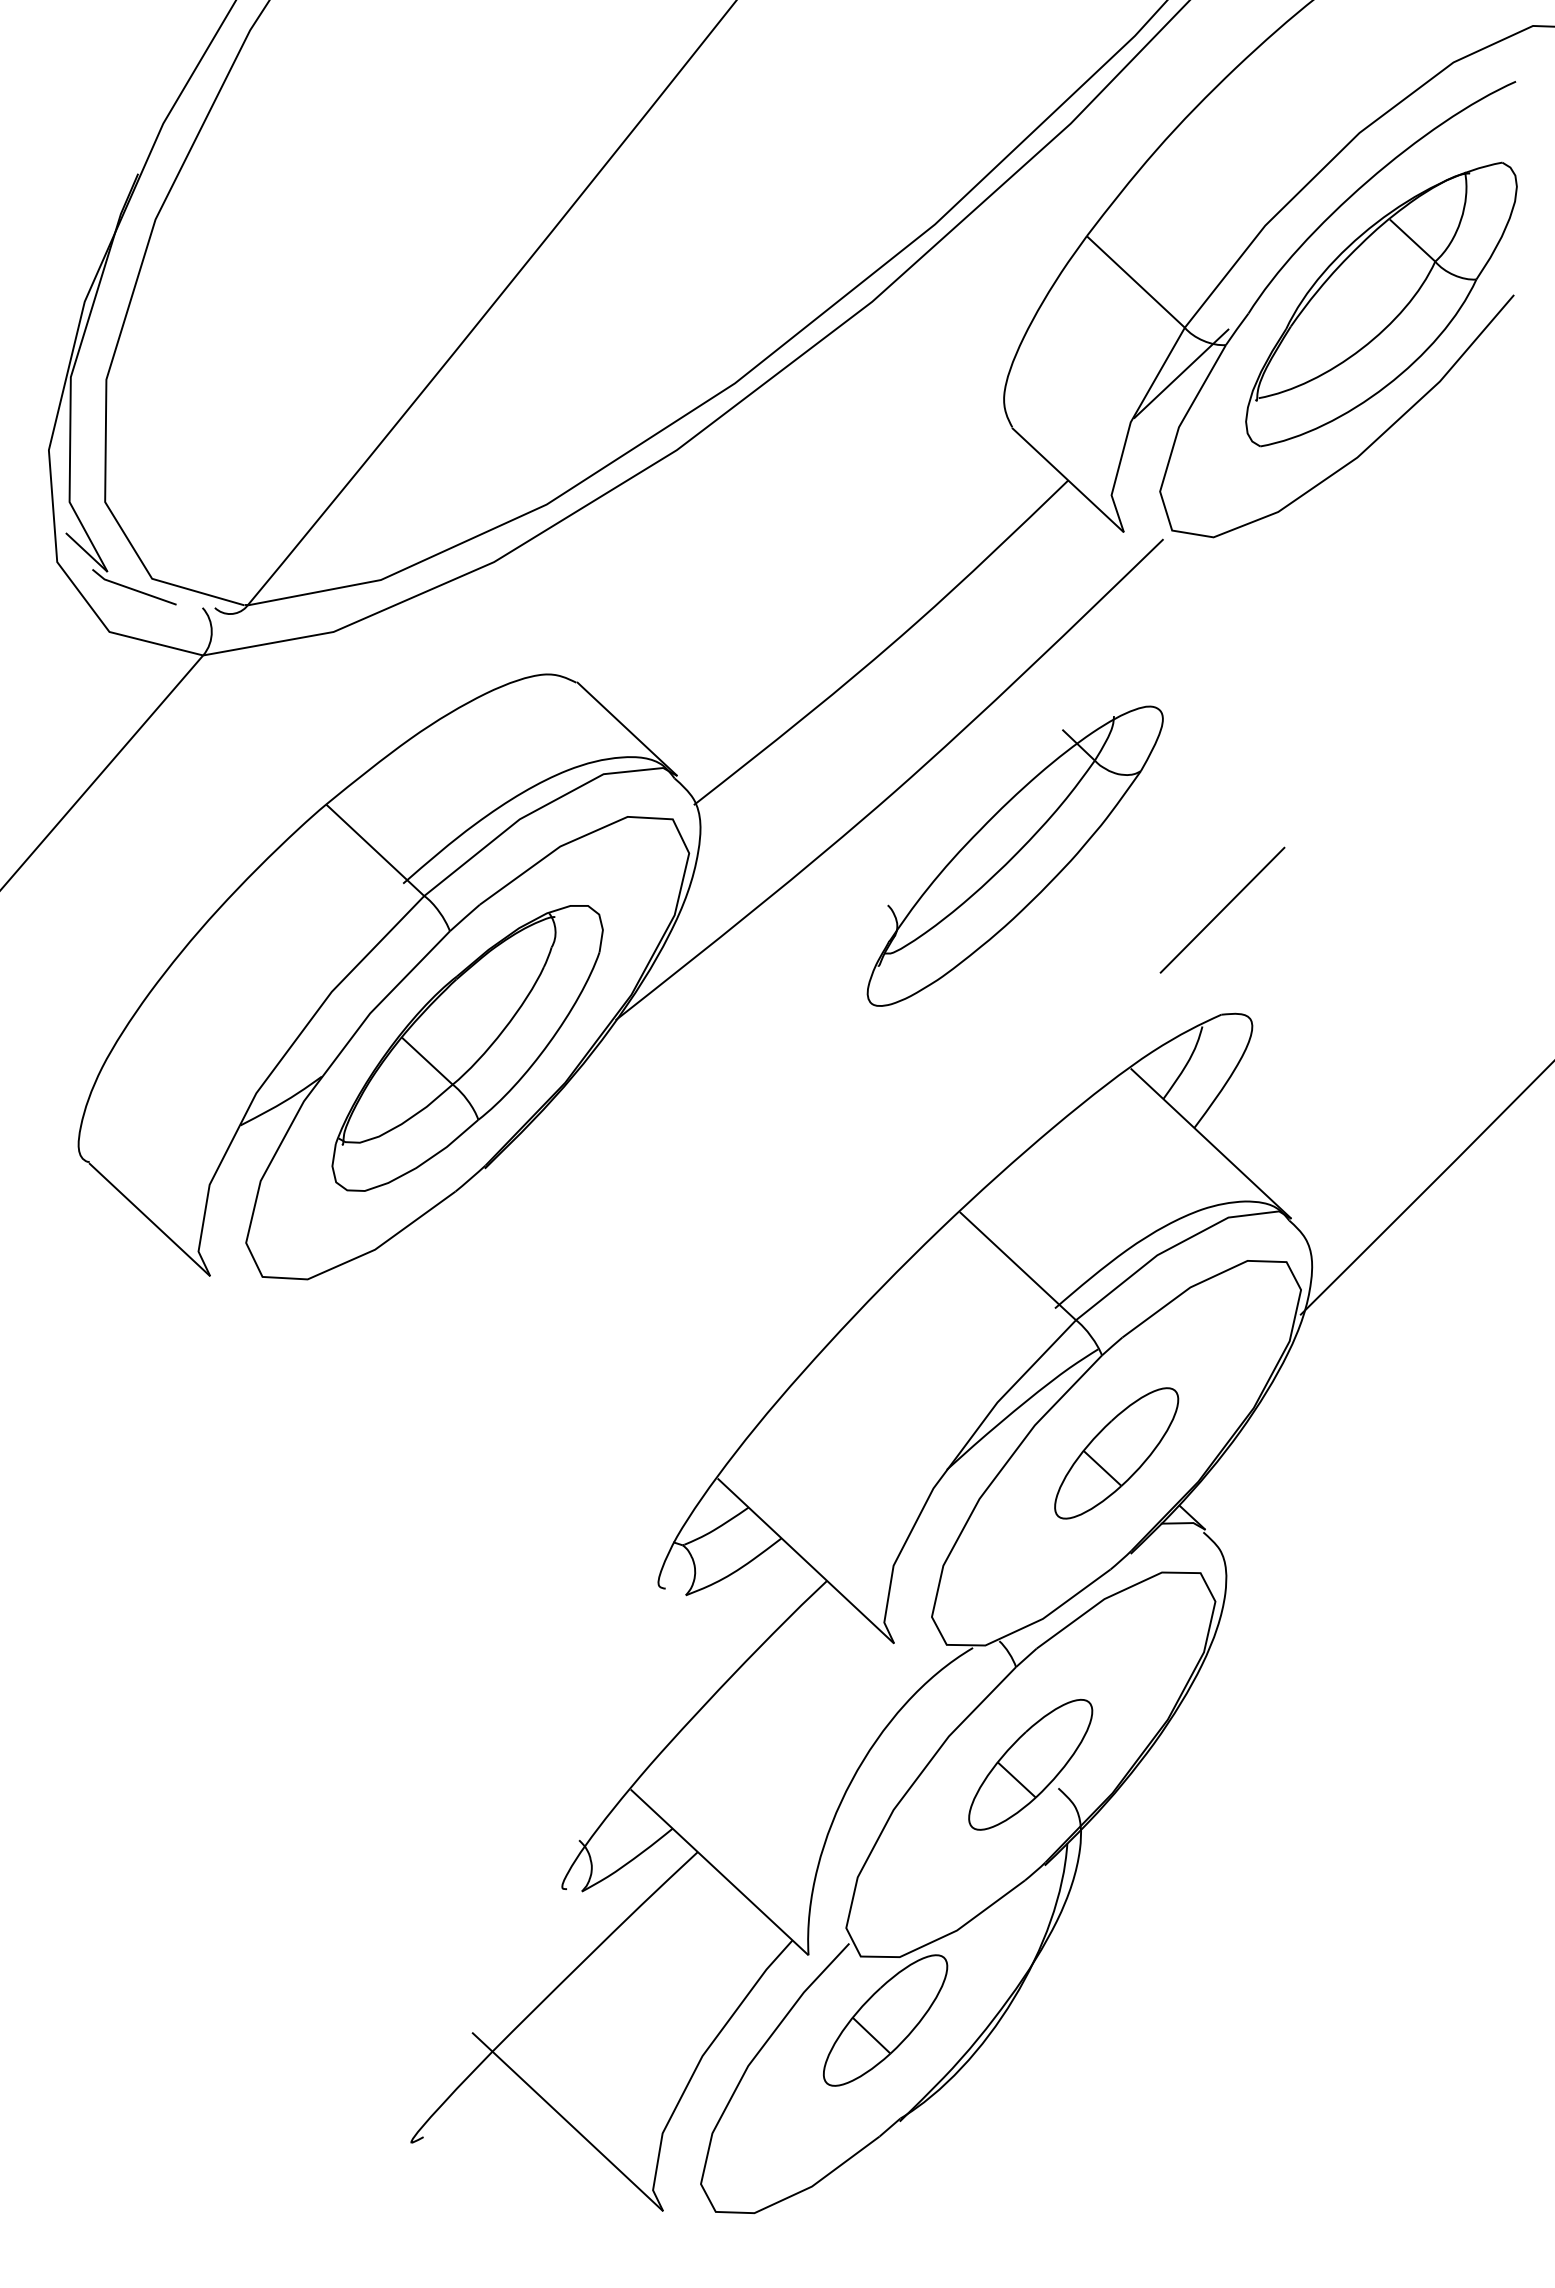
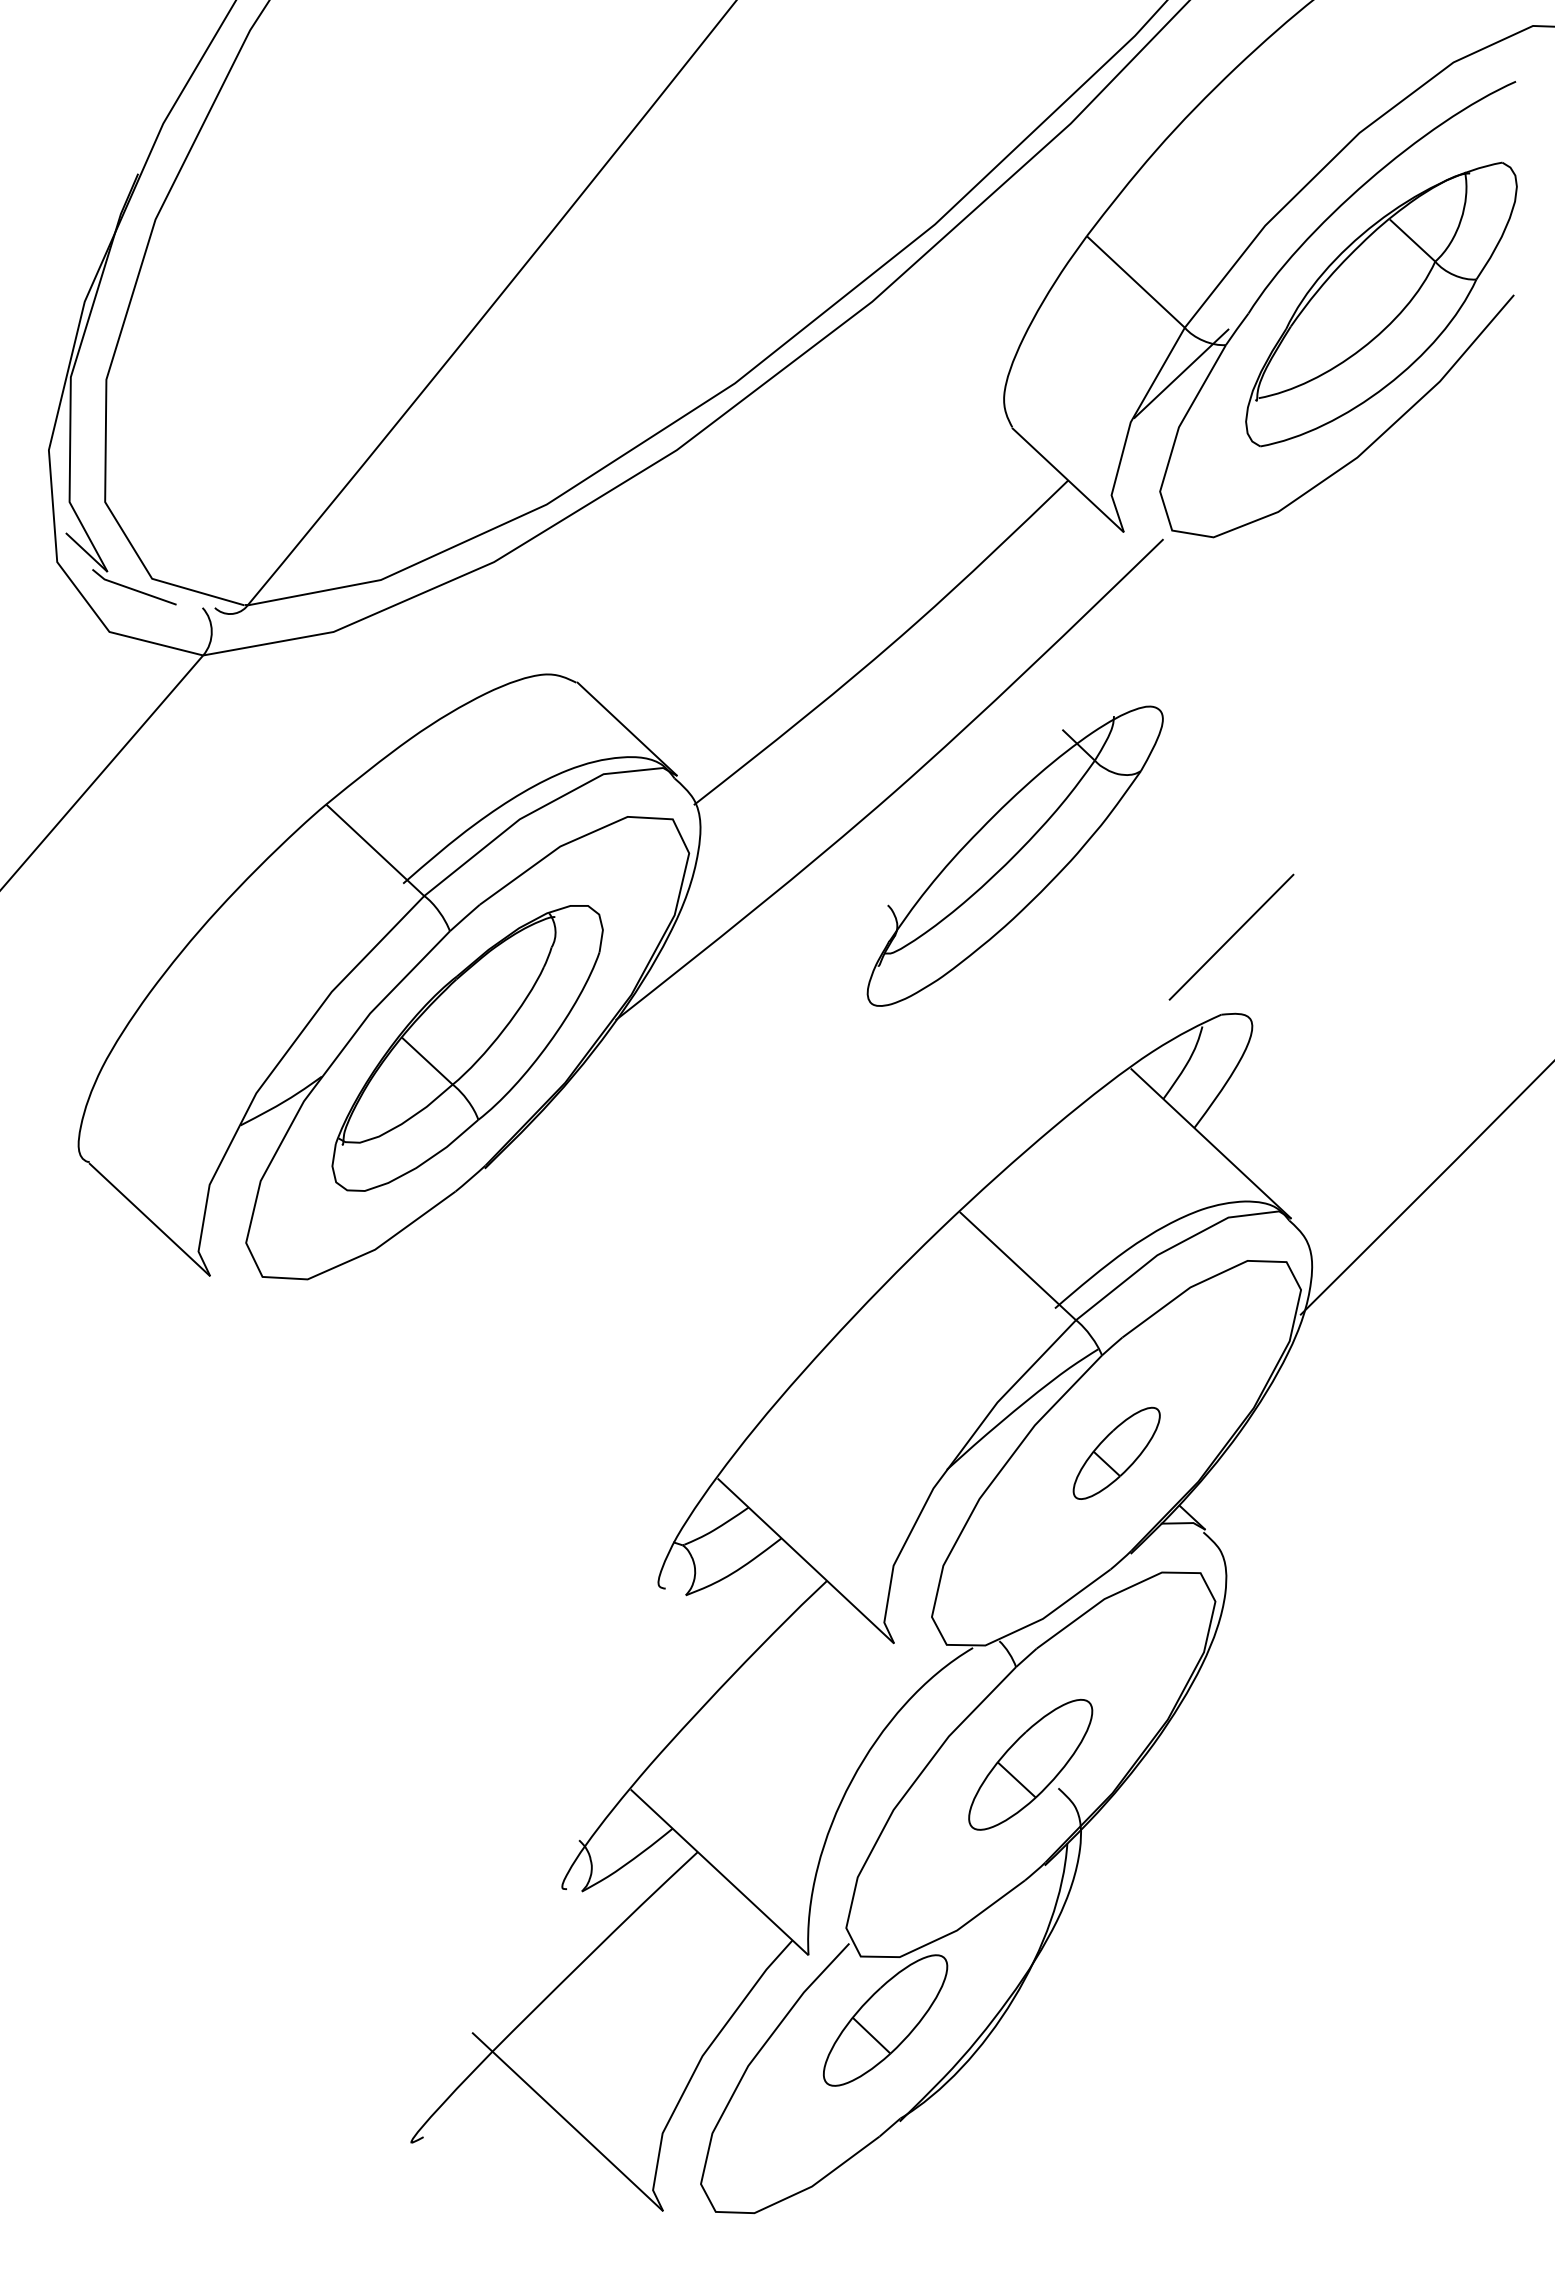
line position: (1222, 909) -> (1231, 936) (1231, 936)
part size: 126x133 px -> 89x94 px (1116, 1452)
